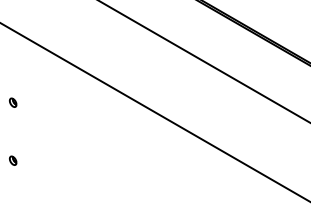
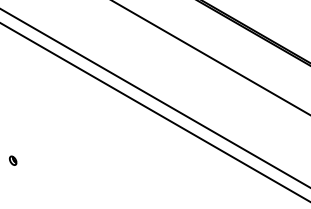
line position: (204, 61) -> (210, 57) (210, 57)
line: none -> present (154, 97)
part: present -> none (13, 102)
